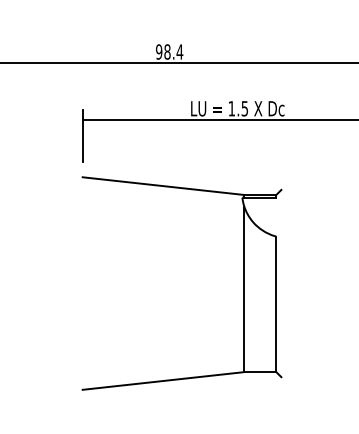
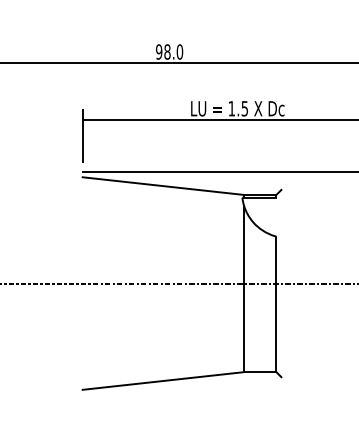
text: 98.4 -> 98.0 (179, 51)
line: none -> present (218, 172)
line: none -> present (178, 283)
